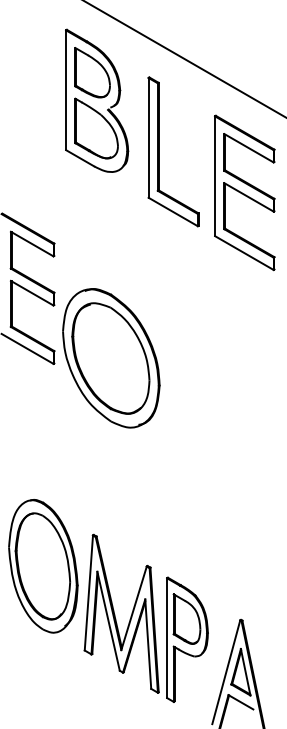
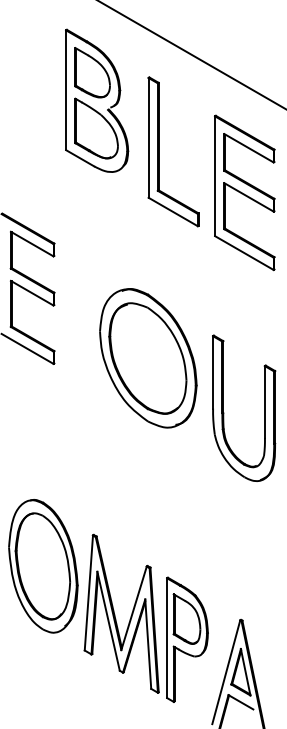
line position: (184, 59) -> (191, 54) (191, 54)
part position: (111, 358) -> (148, 358) (148, 358)
part: none -> present (264, 407)
